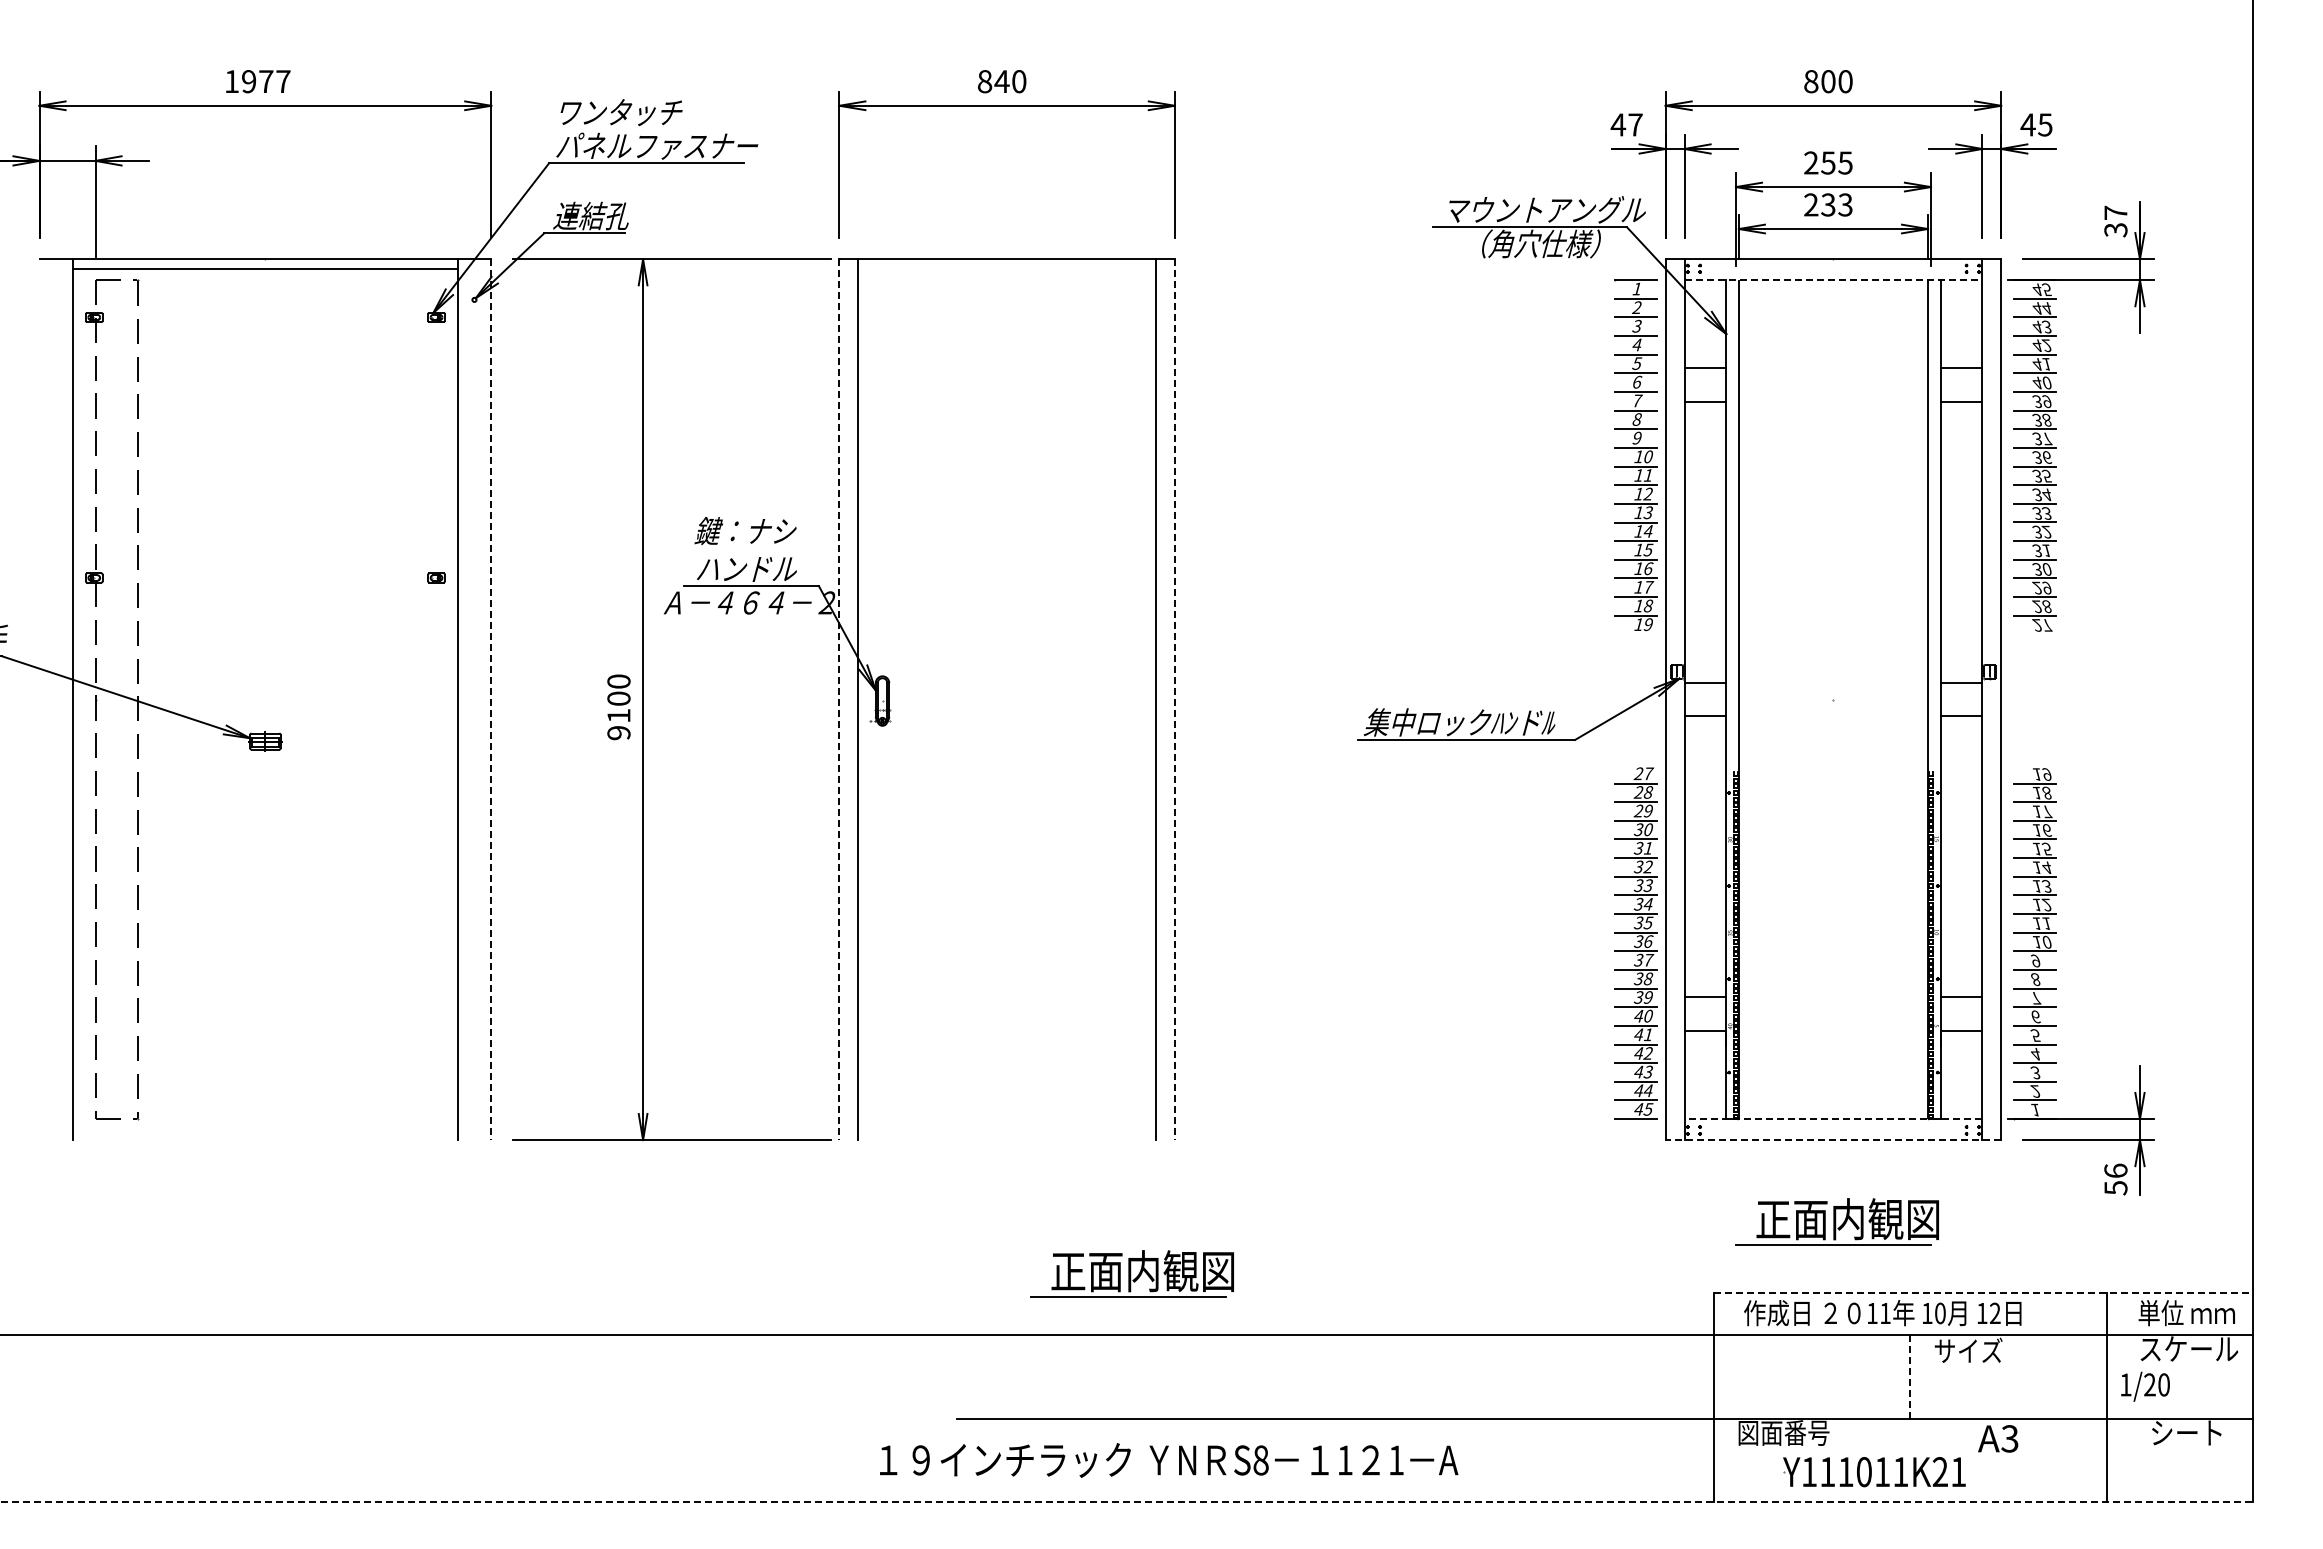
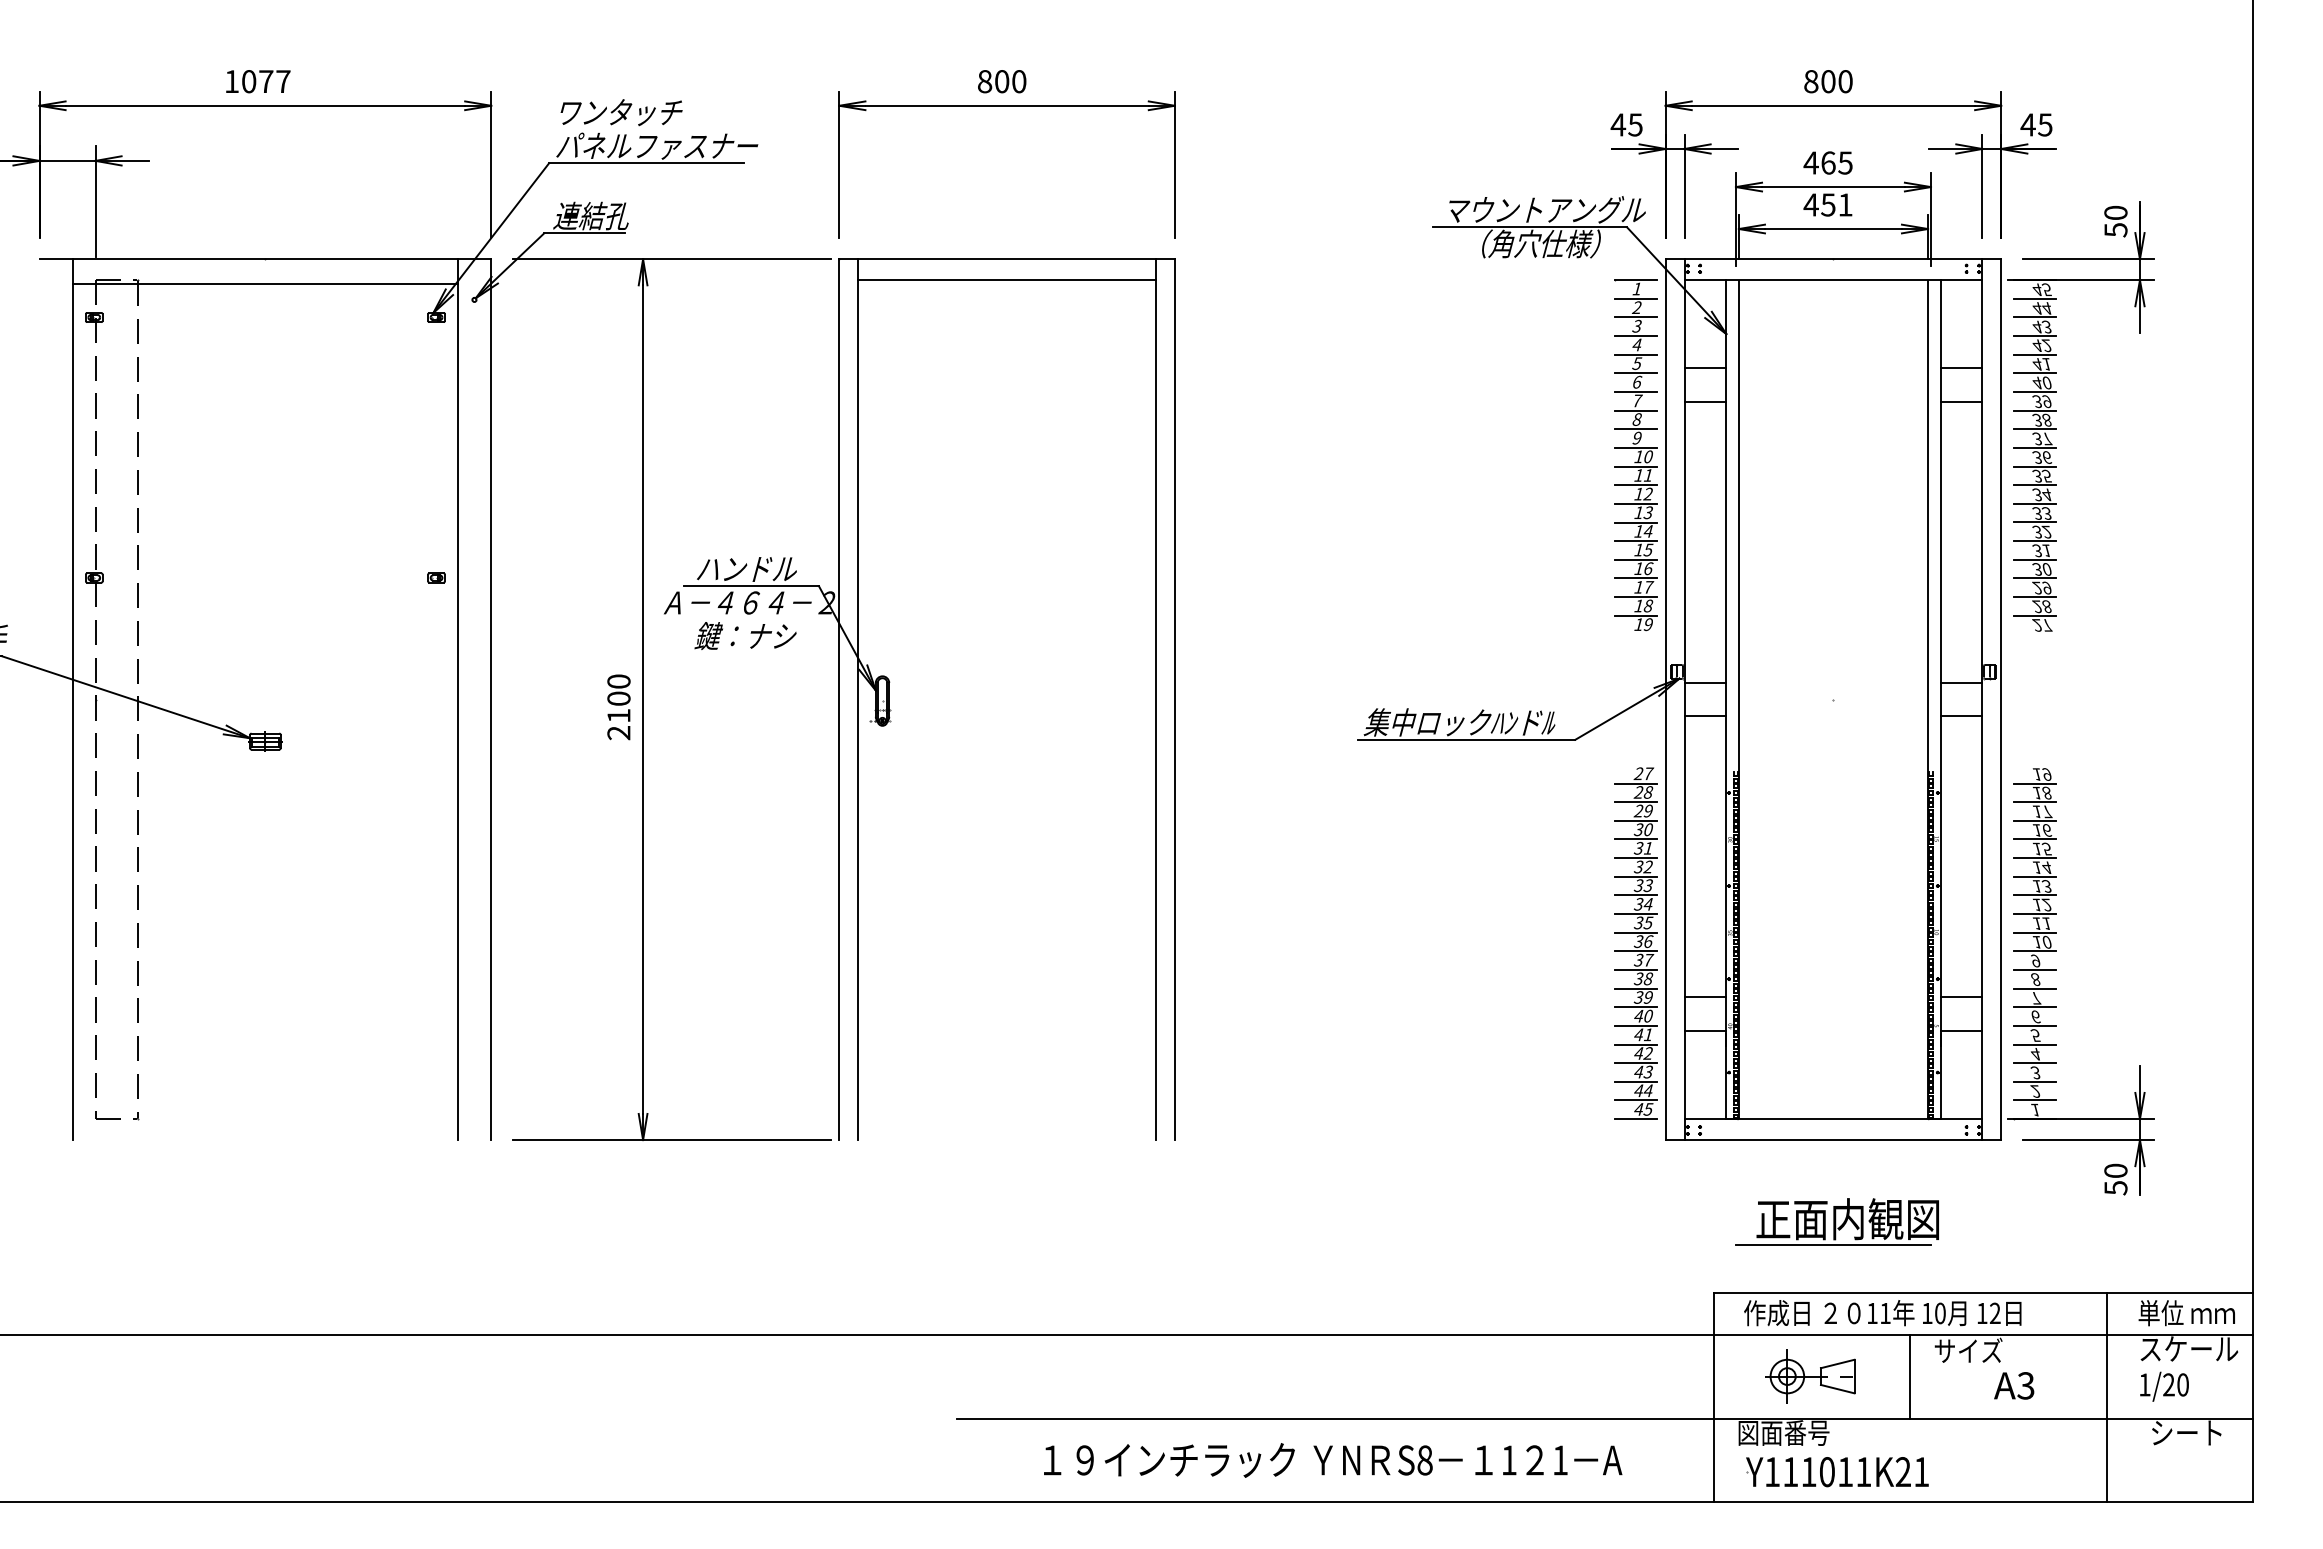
text: 1977 -> 1077 (249, 81)
text: 840 -> 800 (1001, 81)
text: 47 -> 45 (1635, 124)
text: 255 -> 465 (1819, 162)
text: 233 -> 451 (1827, 204)
text: 37 -> 50 (2115, 220)
line position: (265, 269) -> (265, 284) (265, 284)
line: none -> present (1007, 280)
line: dashed -> solid (1833, 280)
text position: (745, 530) -> (745, 635) (745, 635)
line: dashed -> solid (491, 700)
line: dashed -> solid (839, 700)
line: dashed -> solid (1174, 700)
text: 9100 -> 2100 (618, 733)
line: dashed -> solid (1833, 1119)
line: dashed -> solid (1833, 1140)
text: 56 -> 50 (2115, 1170)
part: present -> none (1131, 1273)
line: dashed -> solid (1984, 1292)
part: none -> present (1810, 1376)
line: dashed -> solid (1910, 1376)
text position: (2145, 1386) -> (2164, 1386) (2164, 1386)
text position: (1998, 1438) -> (2014, 1385) (2014, 1385)
text position: (1169, 1460) -> (1333, 1460) (1333, 1460)
part position: (1874, 1472) -> (1837, 1472) (1837, 1472)
line: dashed -> solid (1127, 1502)
